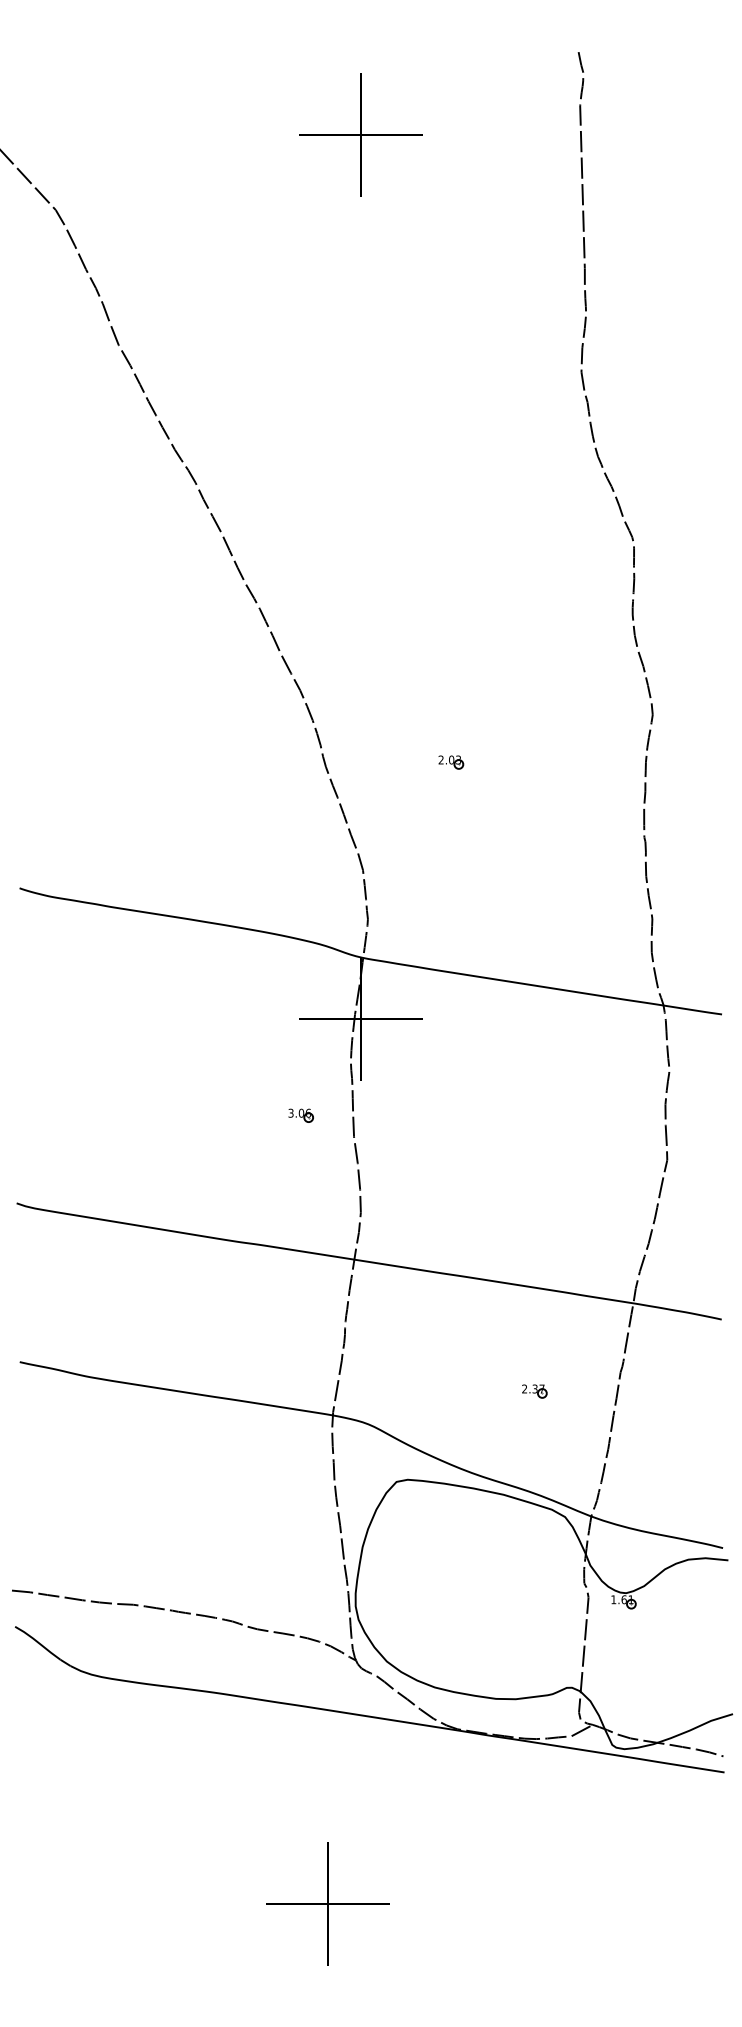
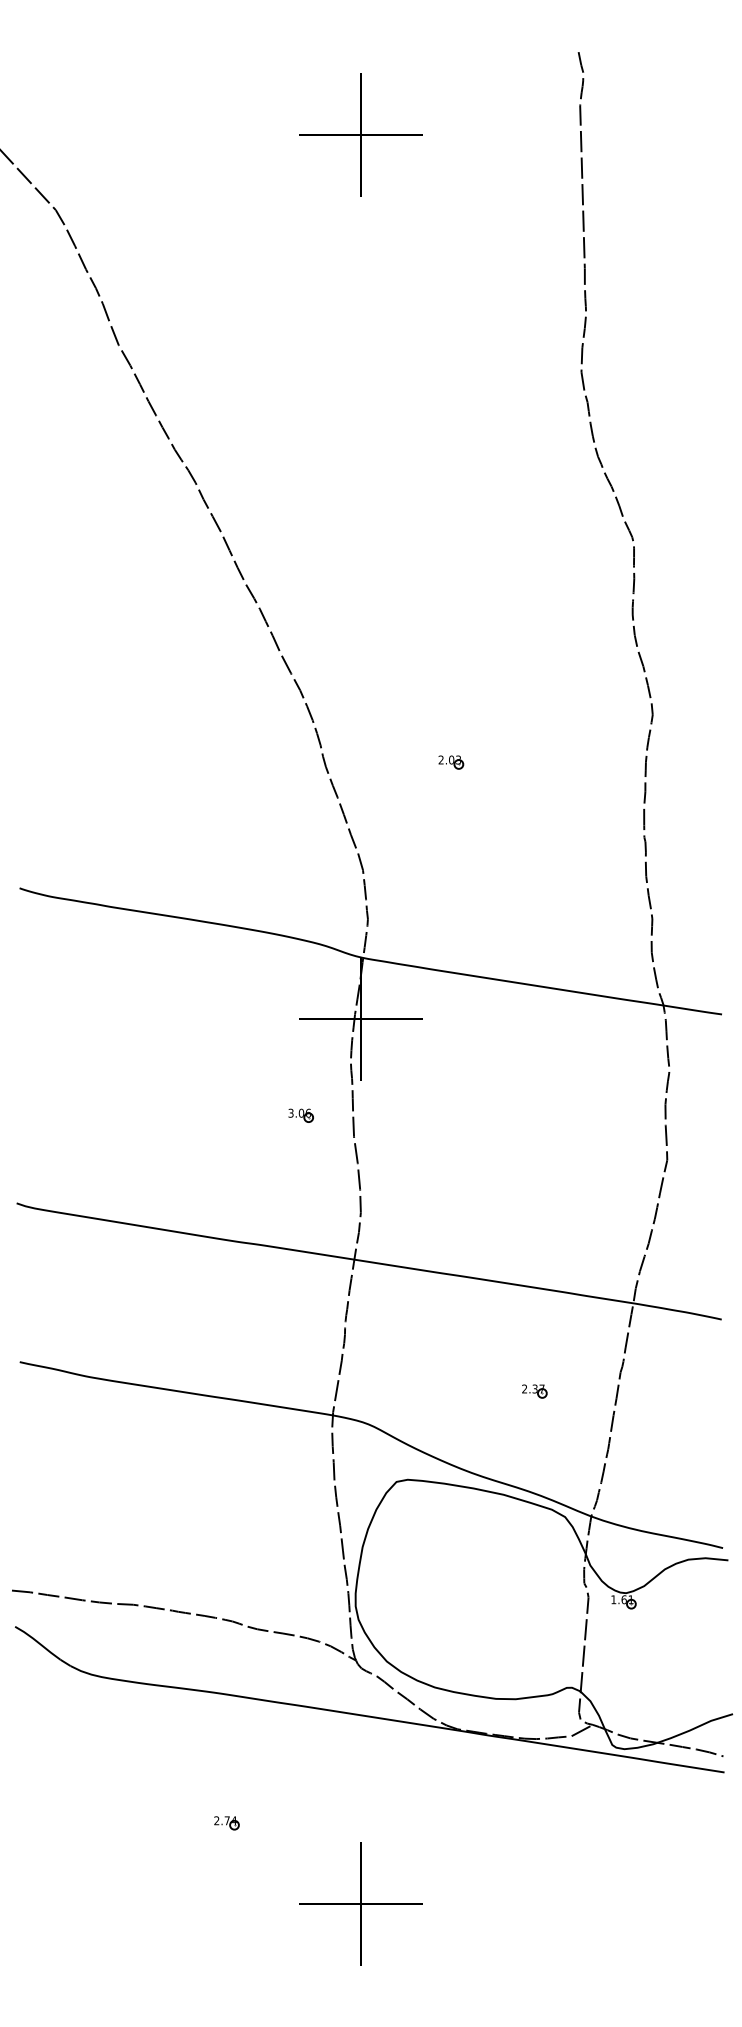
part: none -> present (226, 1823)
part position: (327, 1903) -> (360, 1903) (360, 1903)
